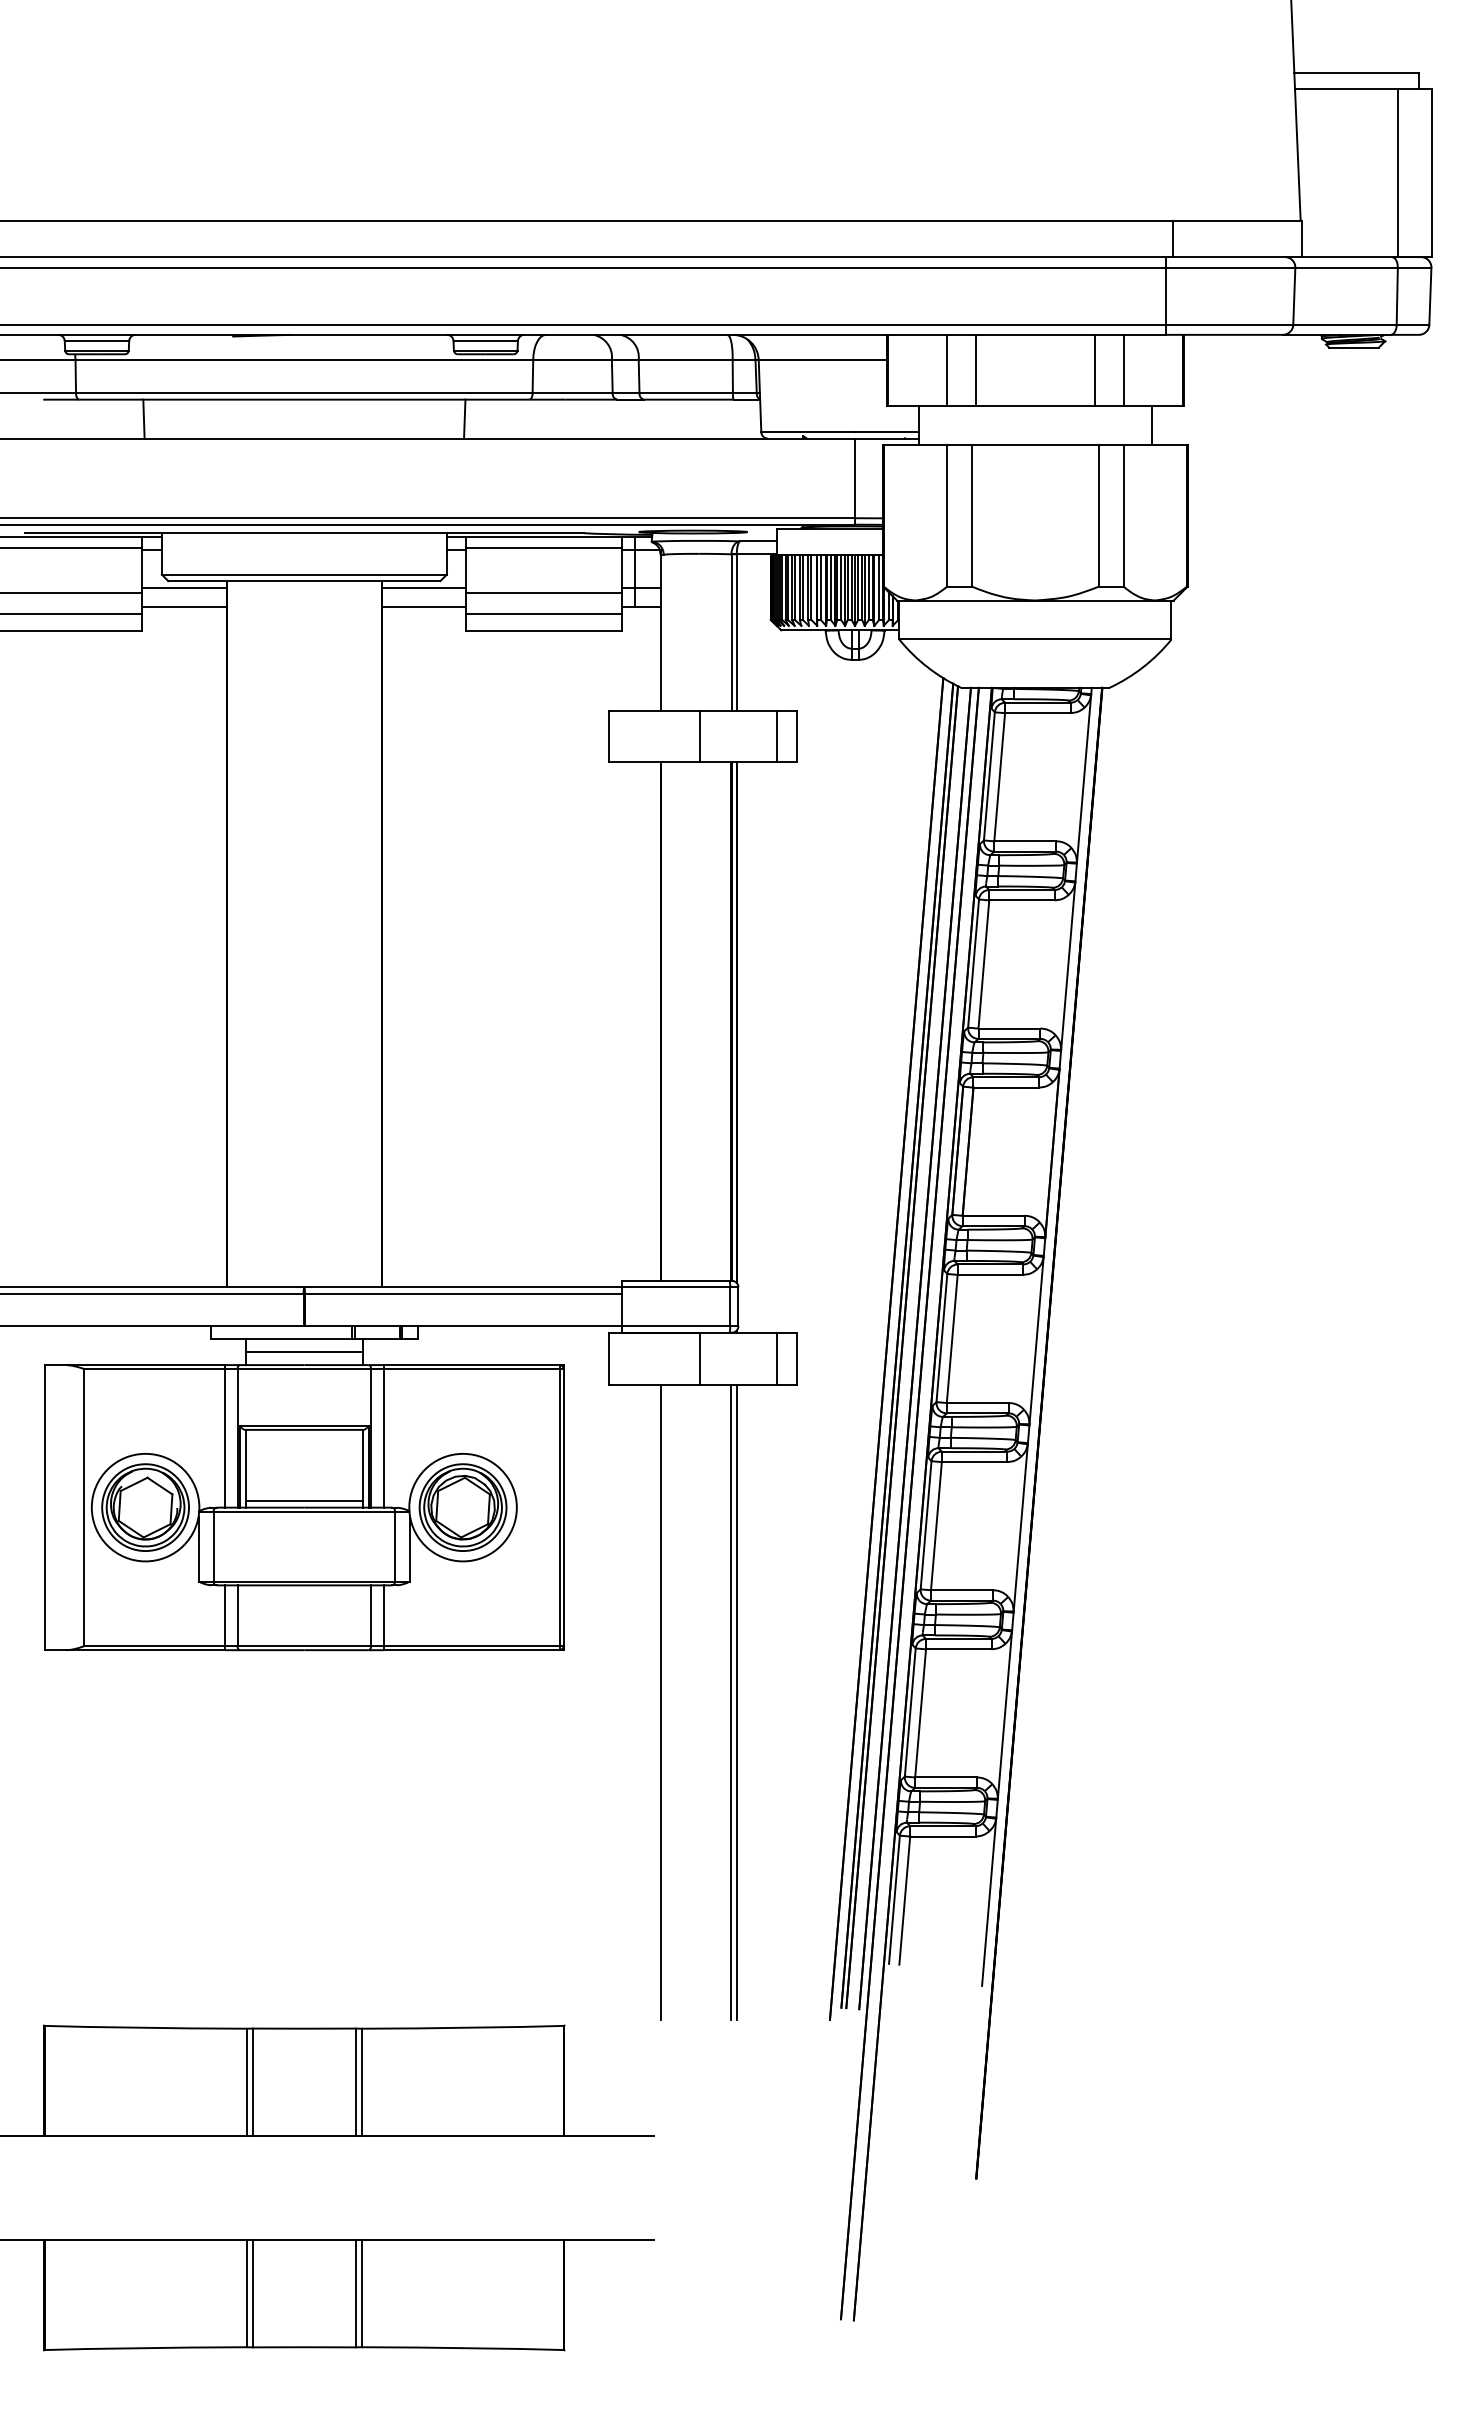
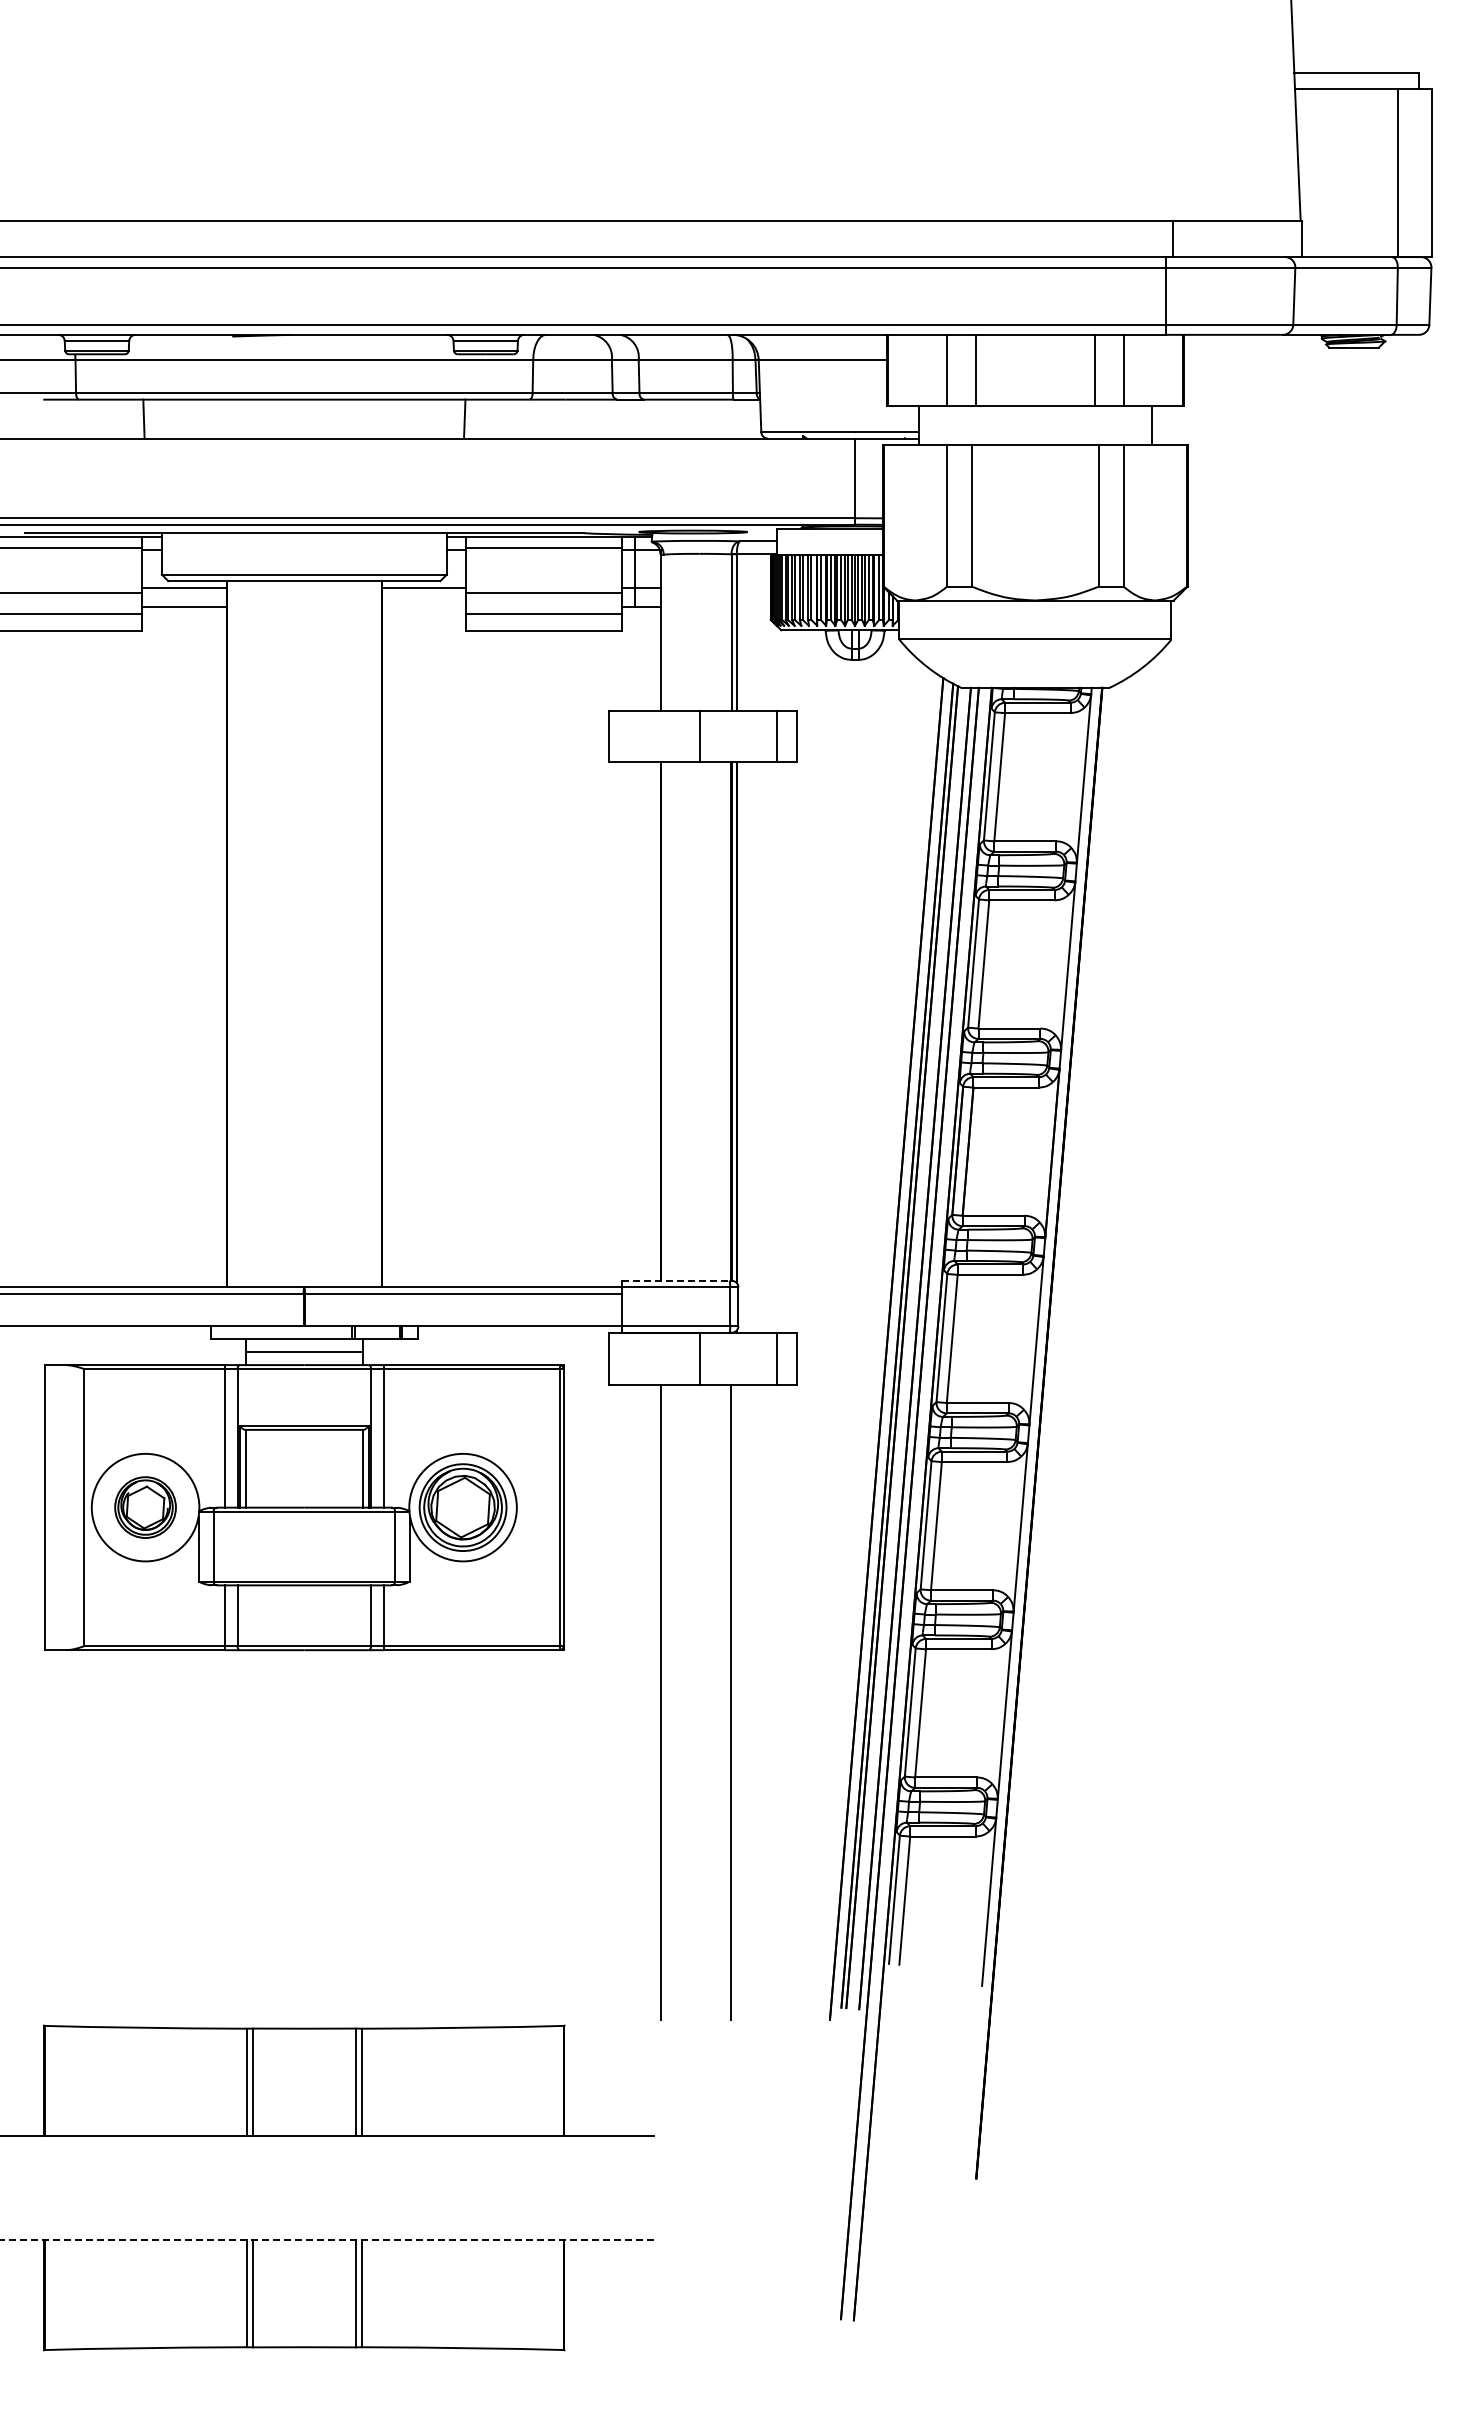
line: present -> none (424, 606)
line: solid -> dashed (675, 1280)
line: present -> none (304, 1501)
part size: 89x89 px -> 63x63 px (145, 1507)
line: present -> none (736, 1702)
line: solid -> dashed (327, 2239)
